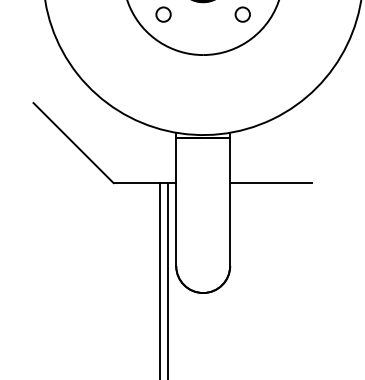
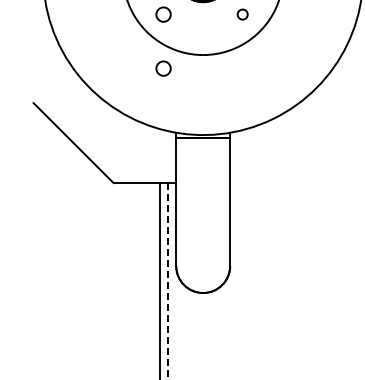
circle size: 17x17 px -> 13x13 px (242, 14)
circle: none -> present (163, 68)
line: present -> none (271, 183)
line: solid -> dashed (168, 281)
